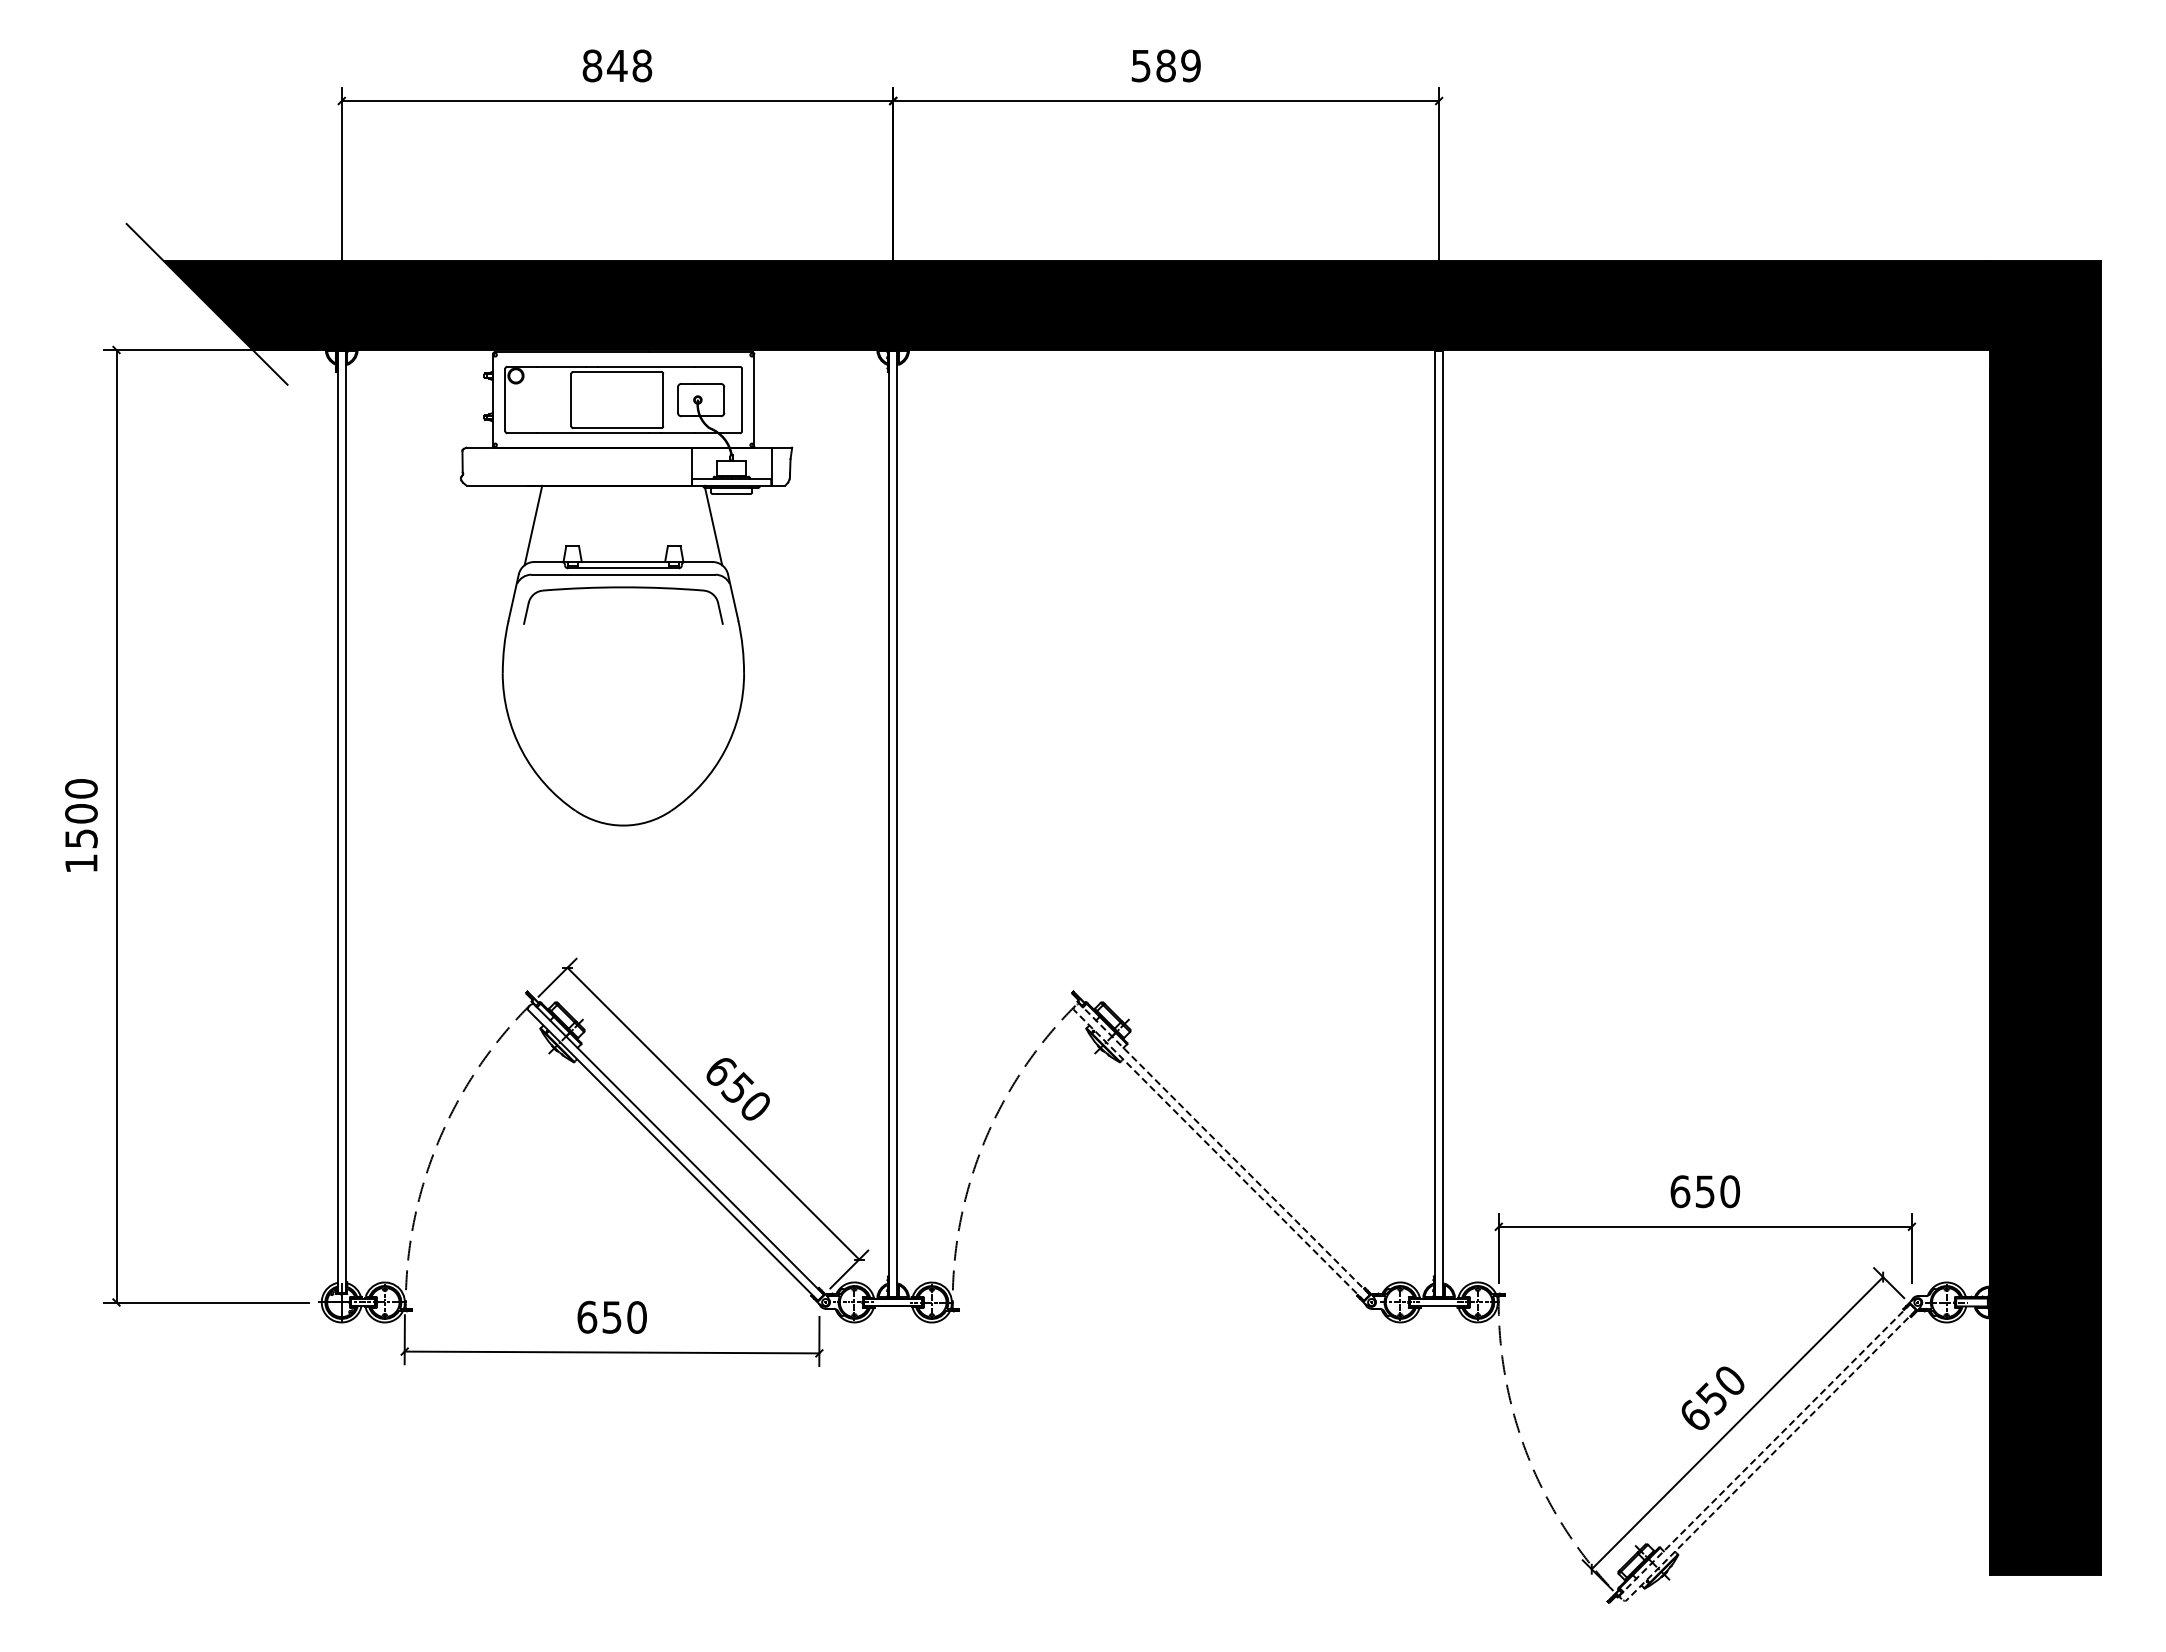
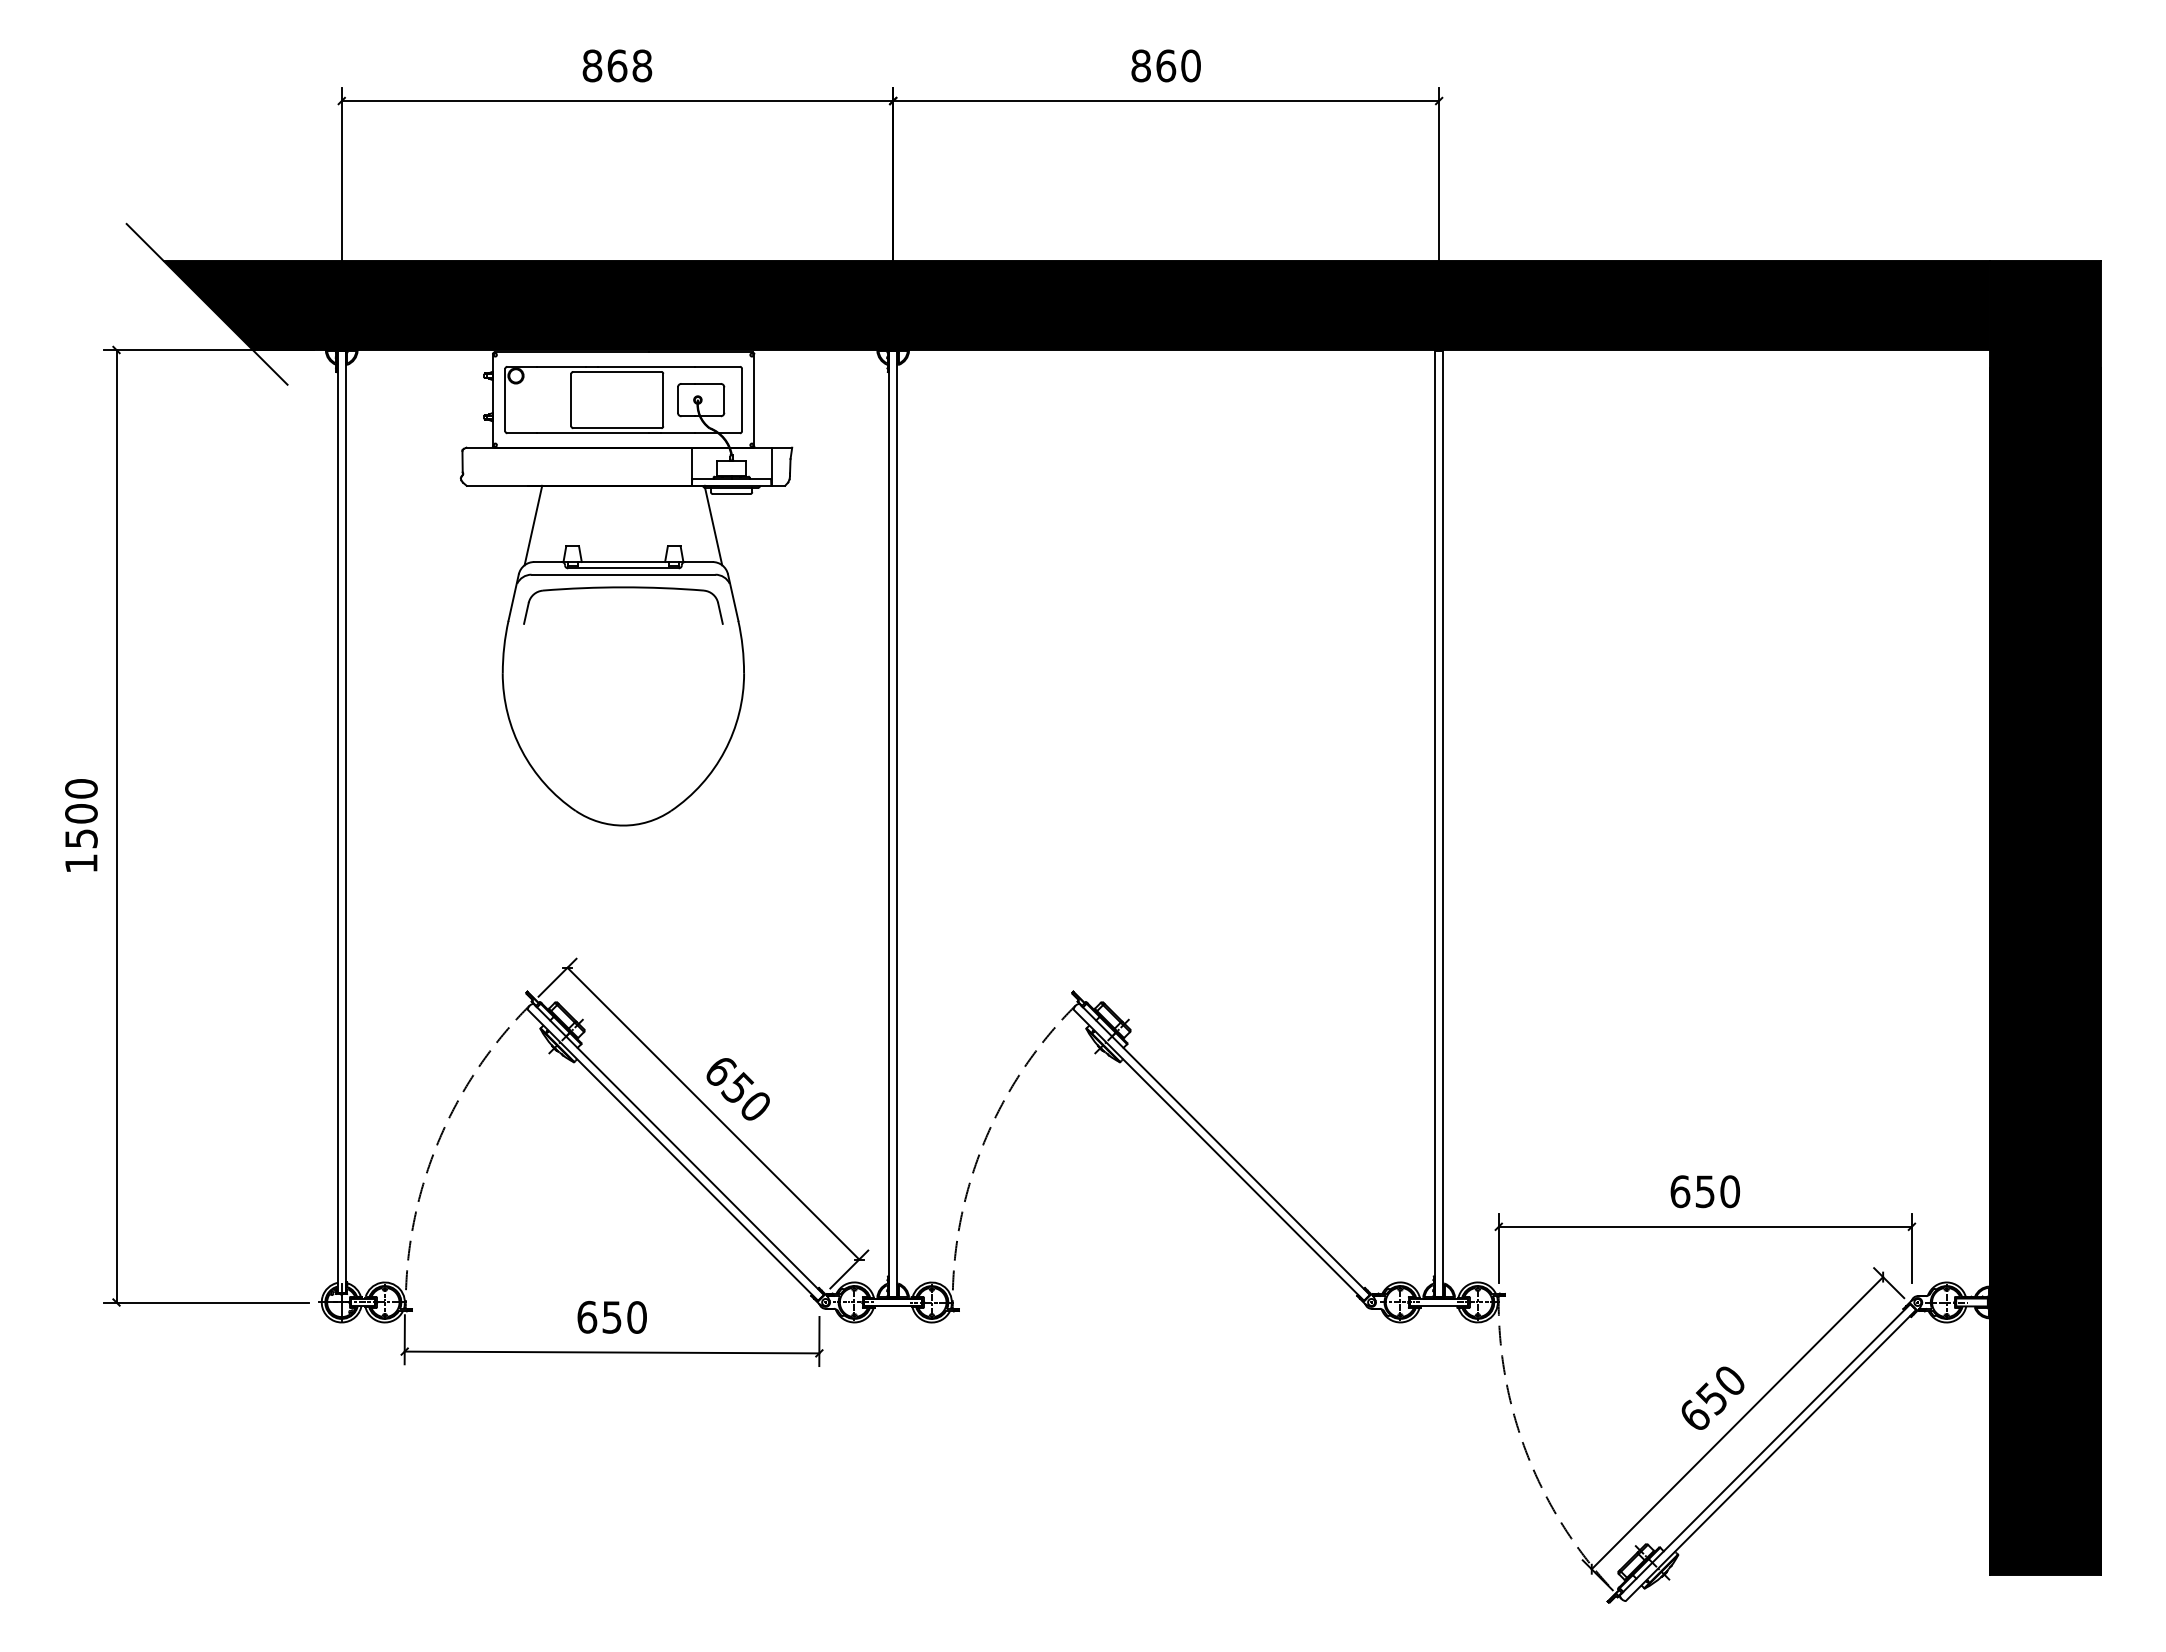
text: 848 -> 868 (617, 65)
text: 589 -> 860 (1165, 65)
line: dashed -> solid (1075, 1005)
line: dashed -> solid (1621, 1599)
